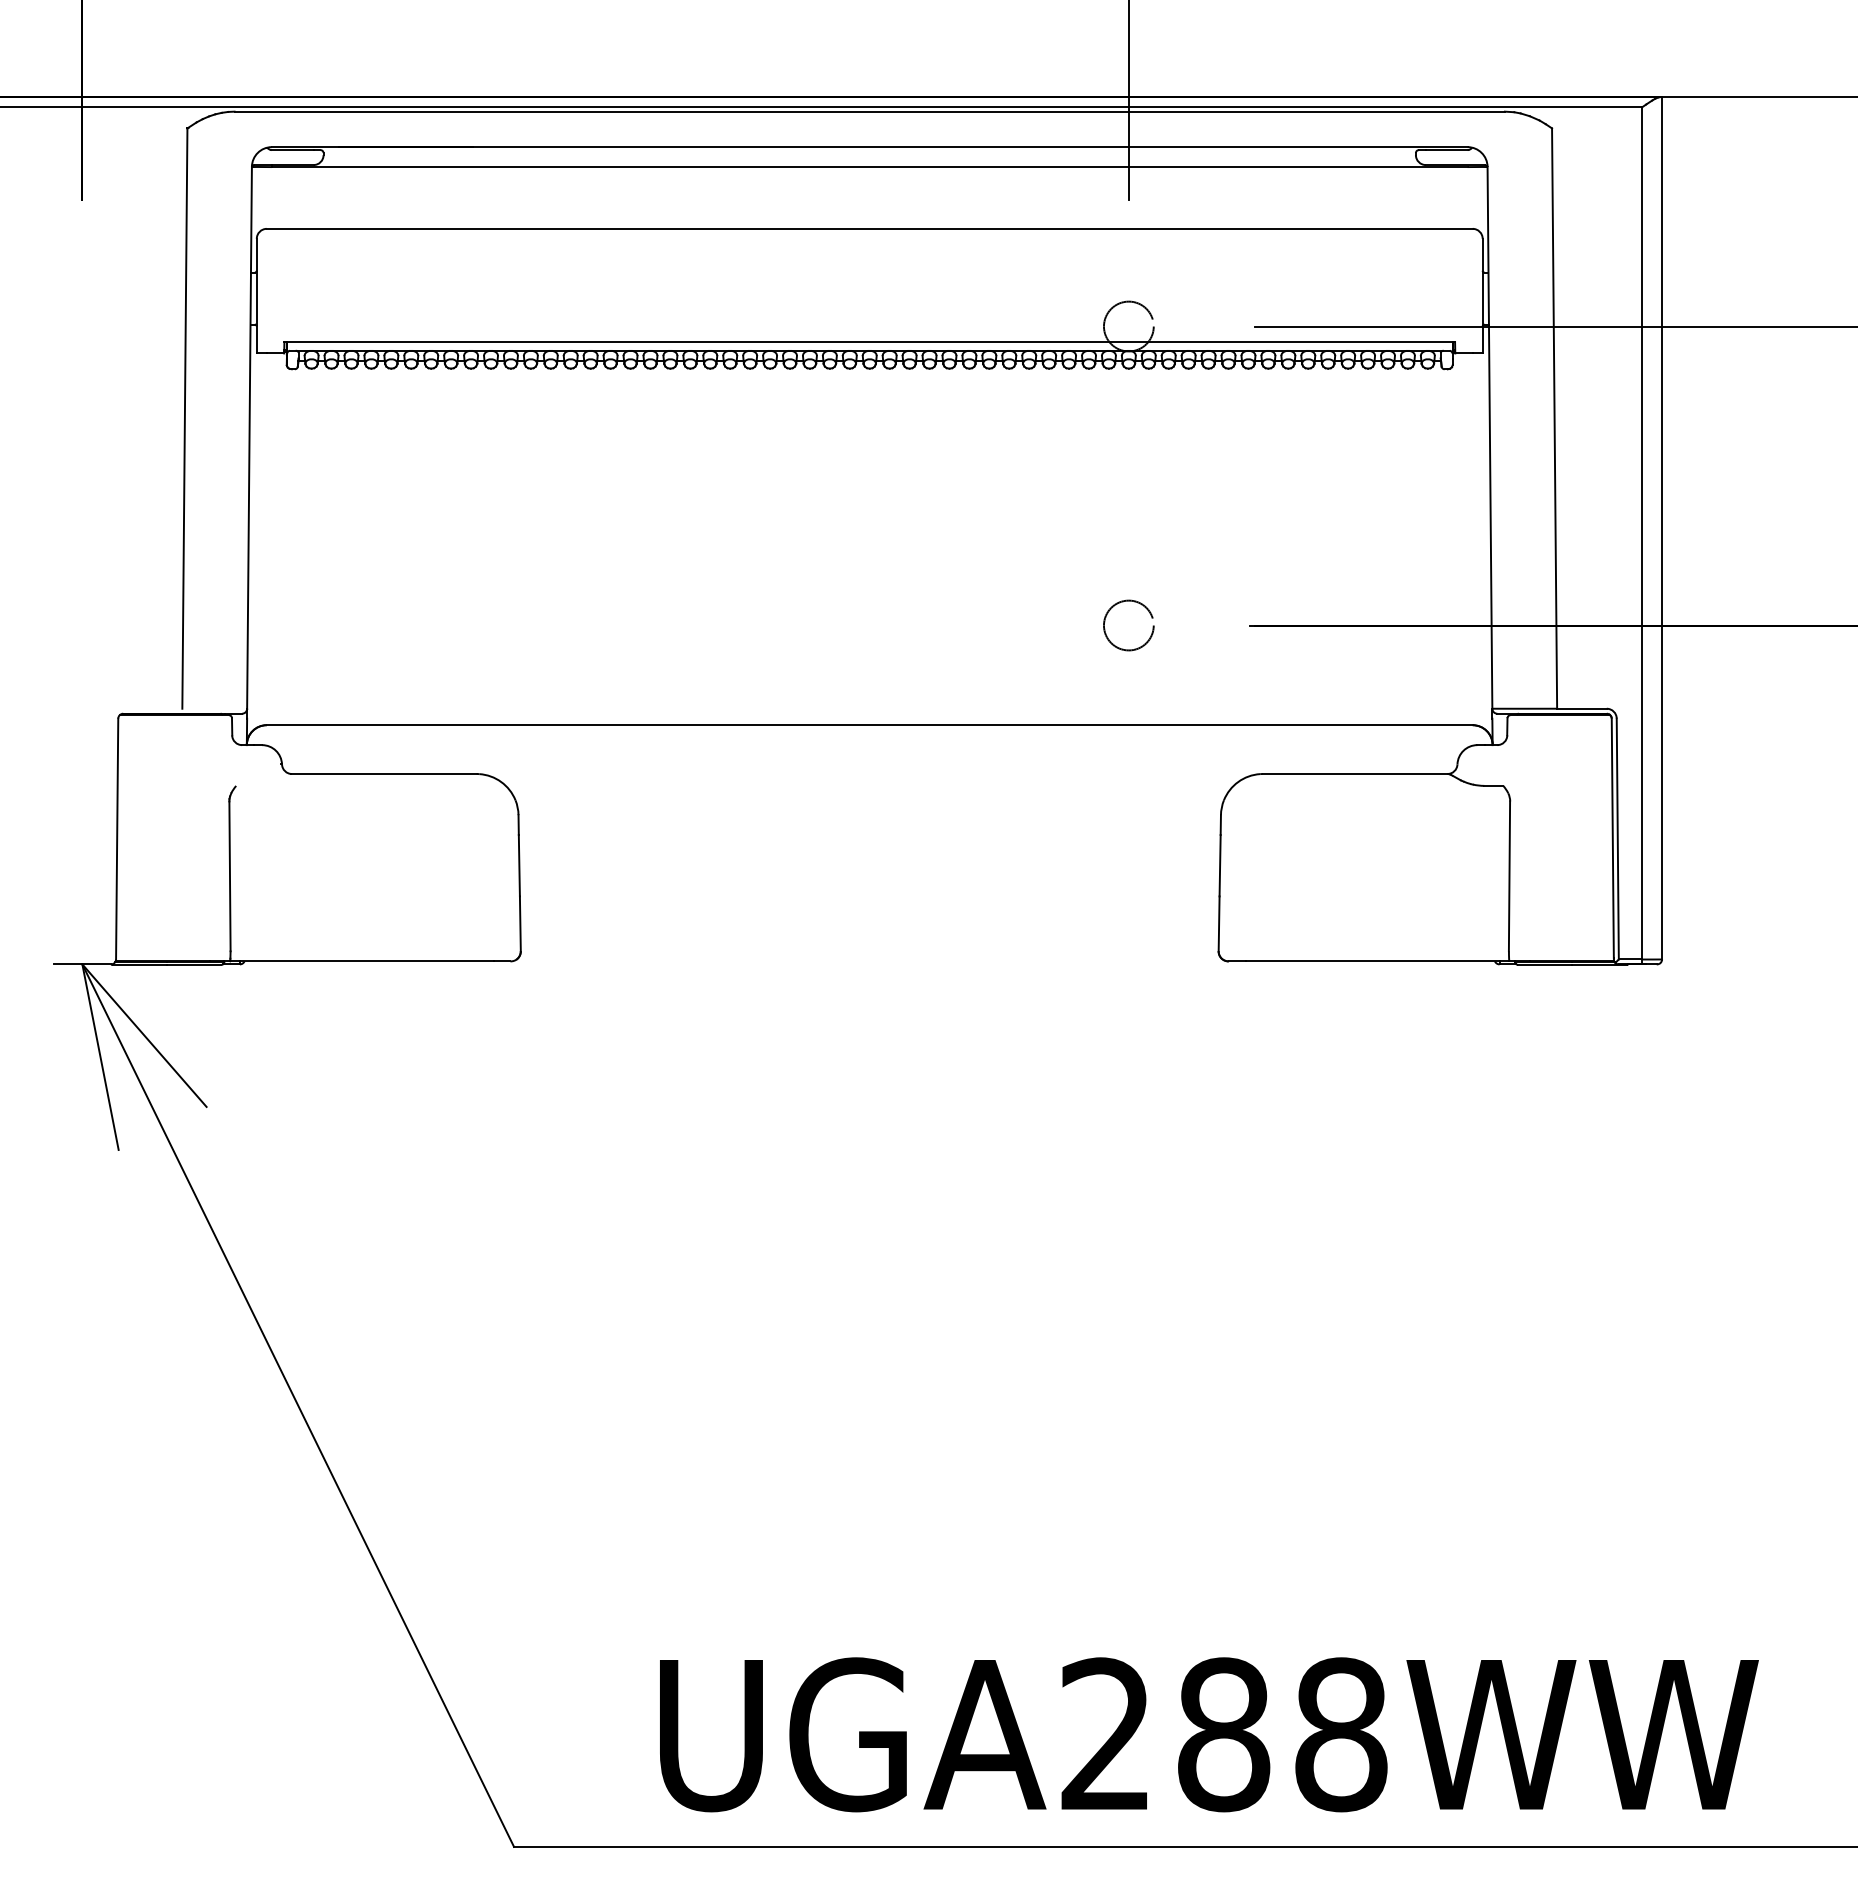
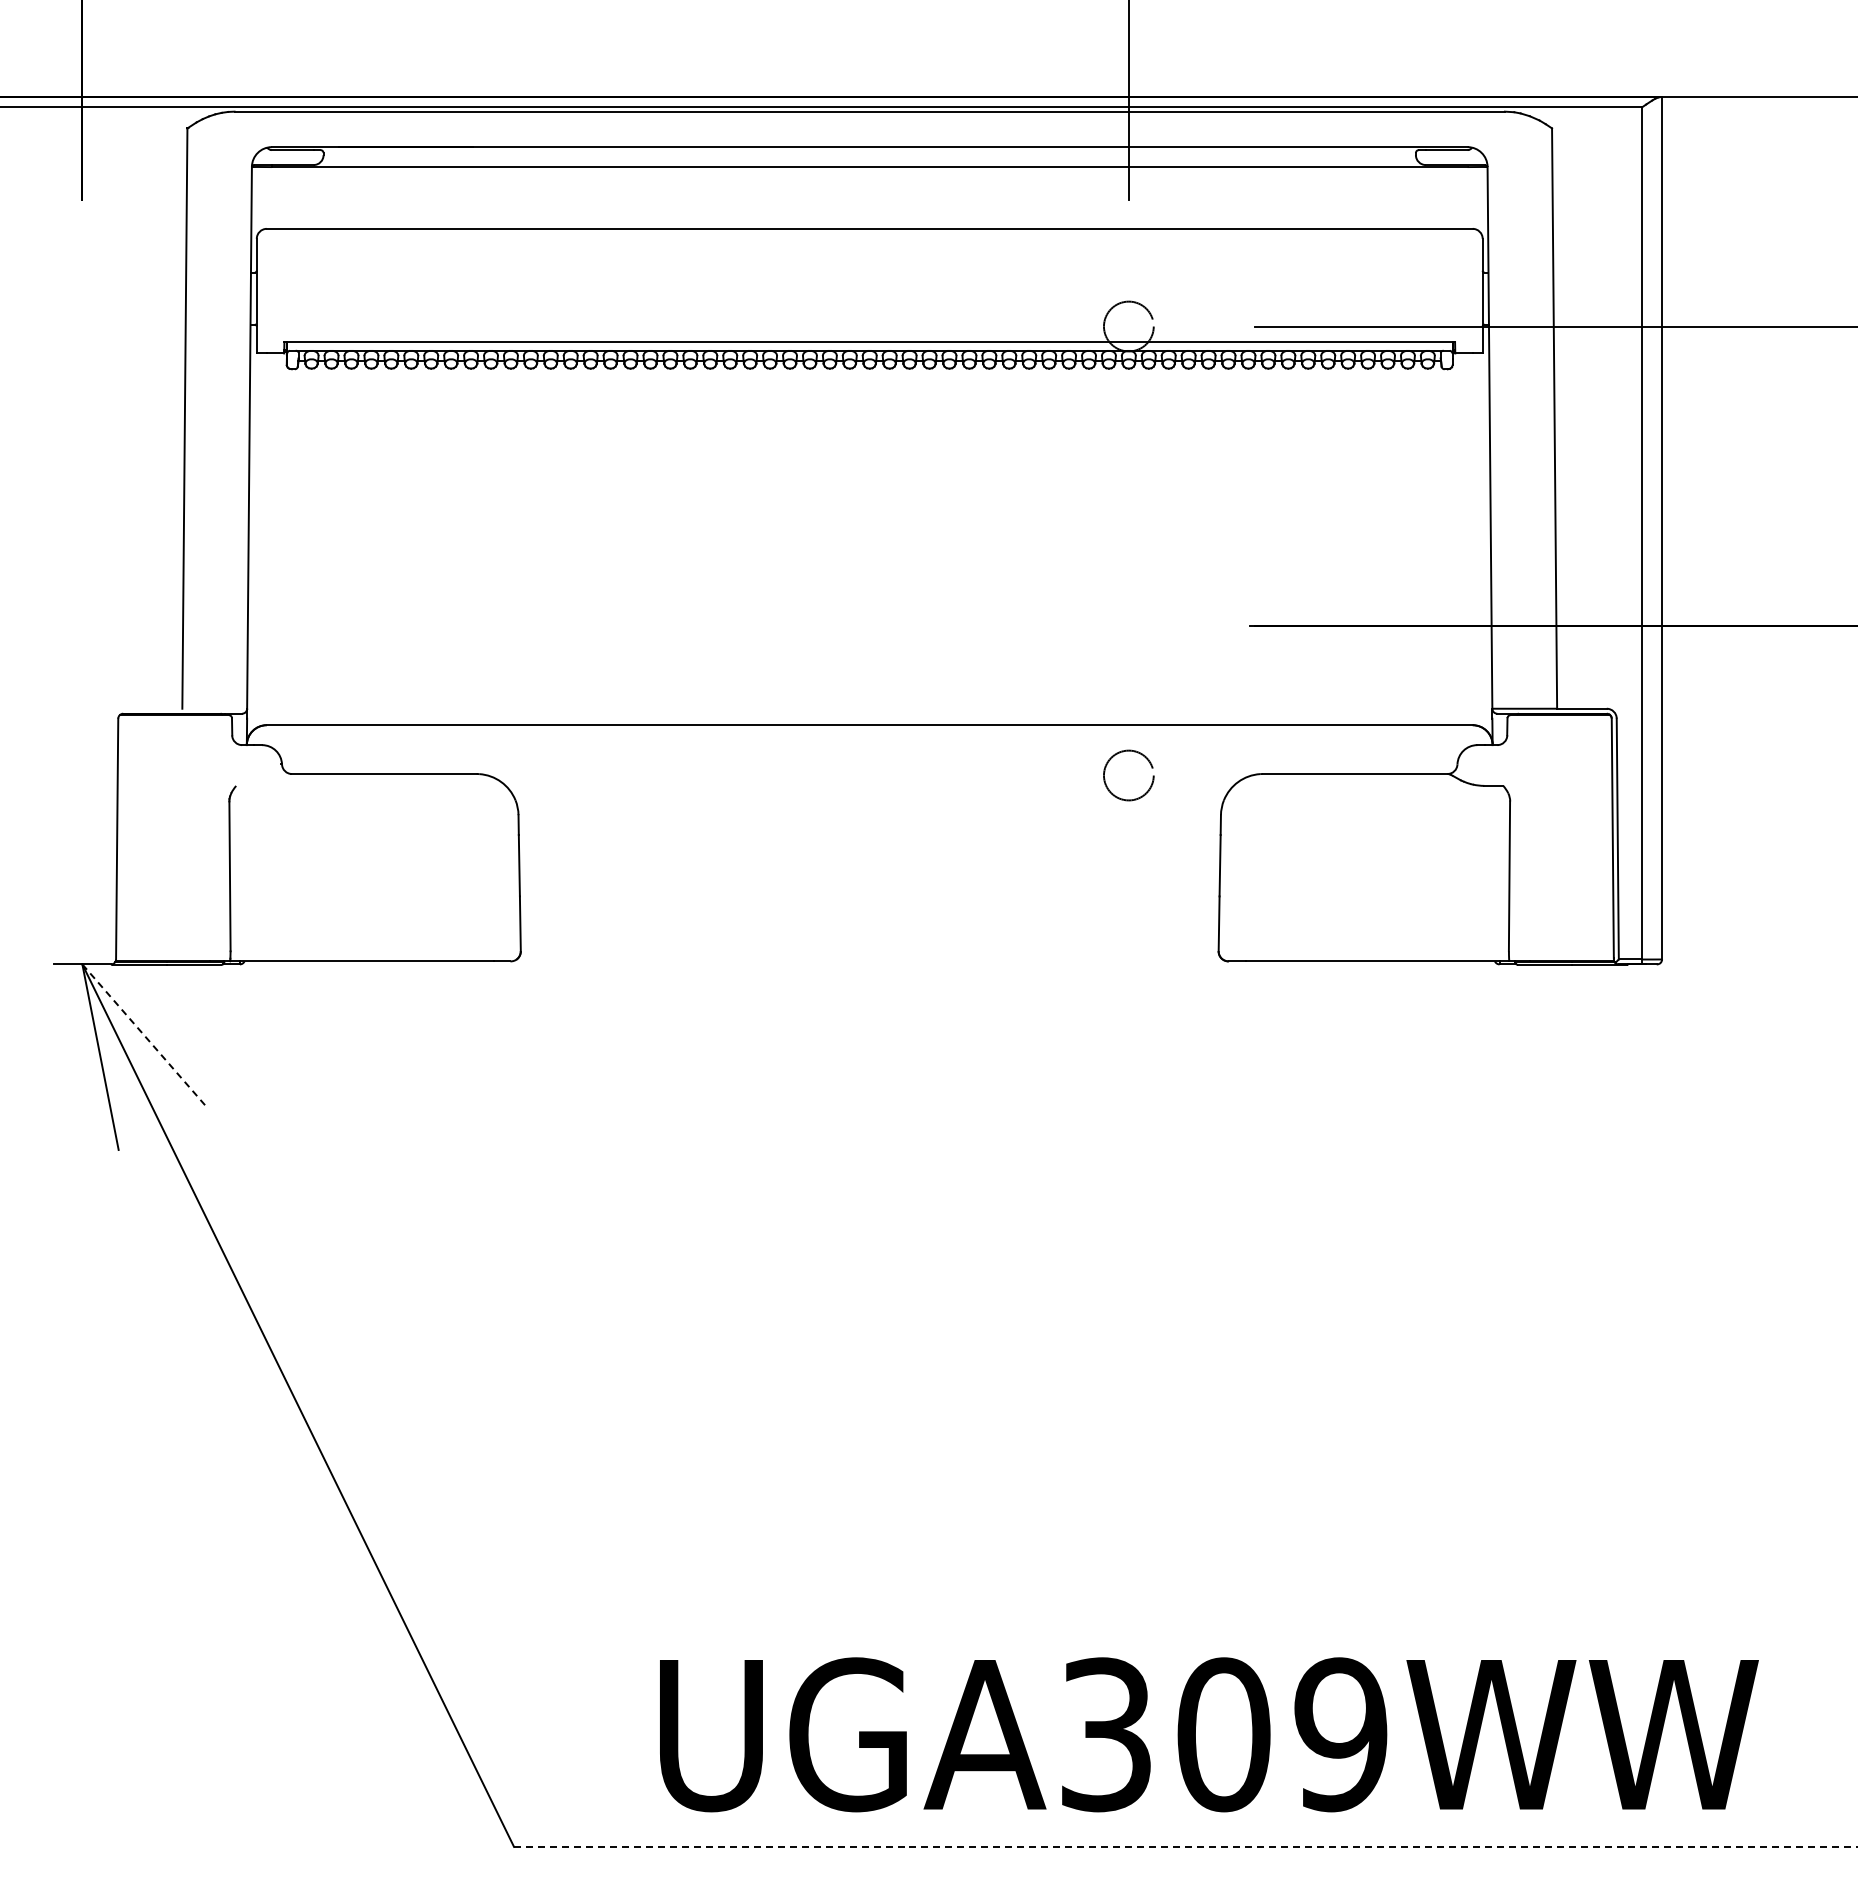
circle position: (1128, 625) -> (1128, 775) (1128, 775)
line: solid -> dashed (144, 1035)
text: UGA288WW -> UGA309WW (1224, 1734)
line: solid -> dashed (1185, 1846)
